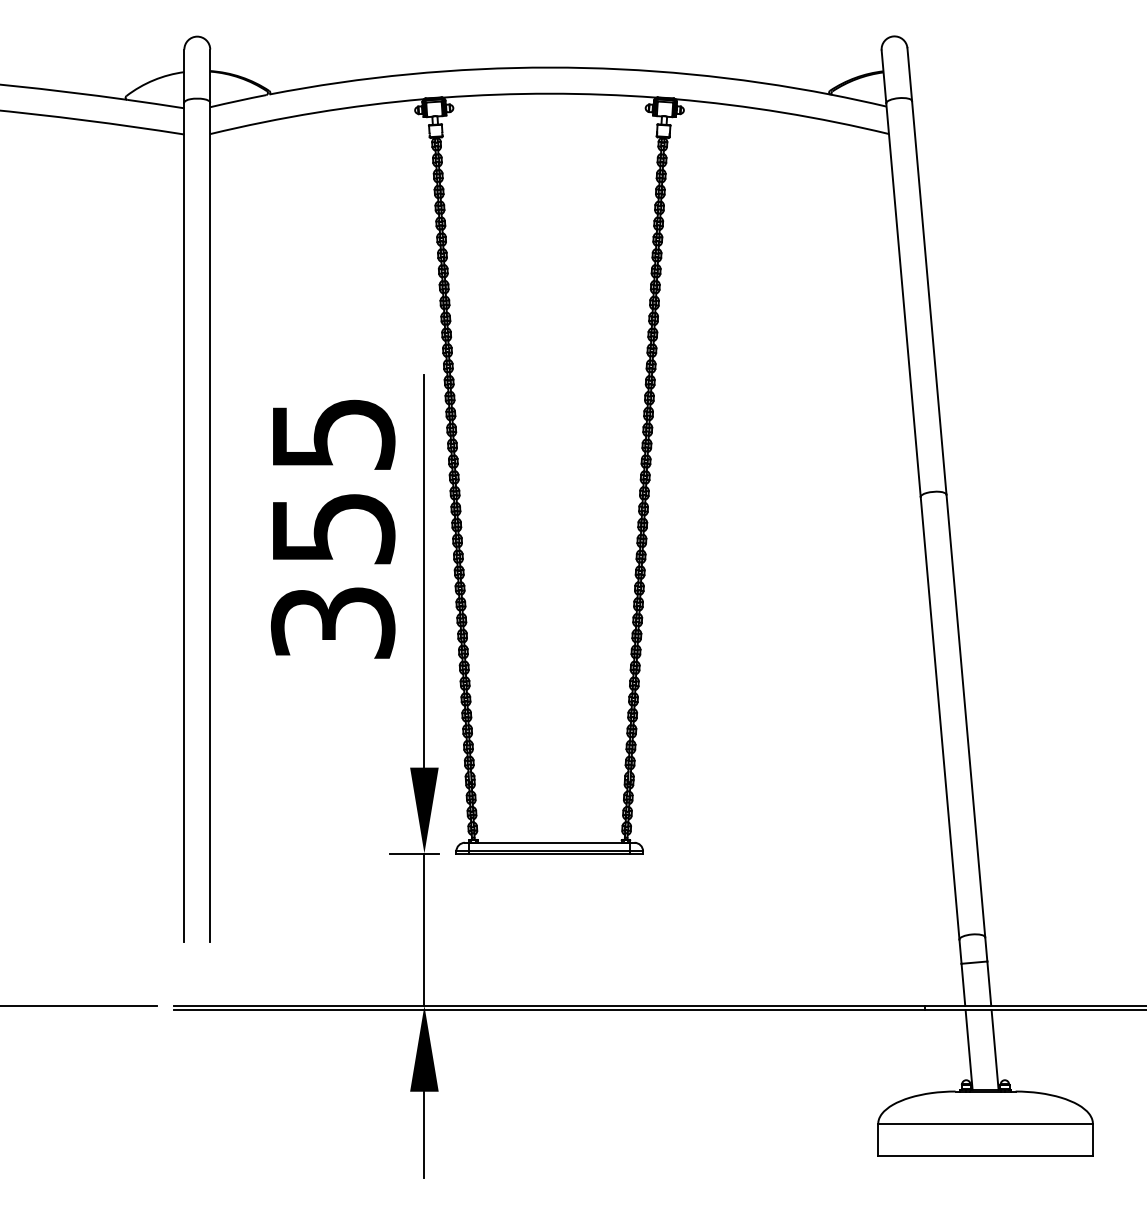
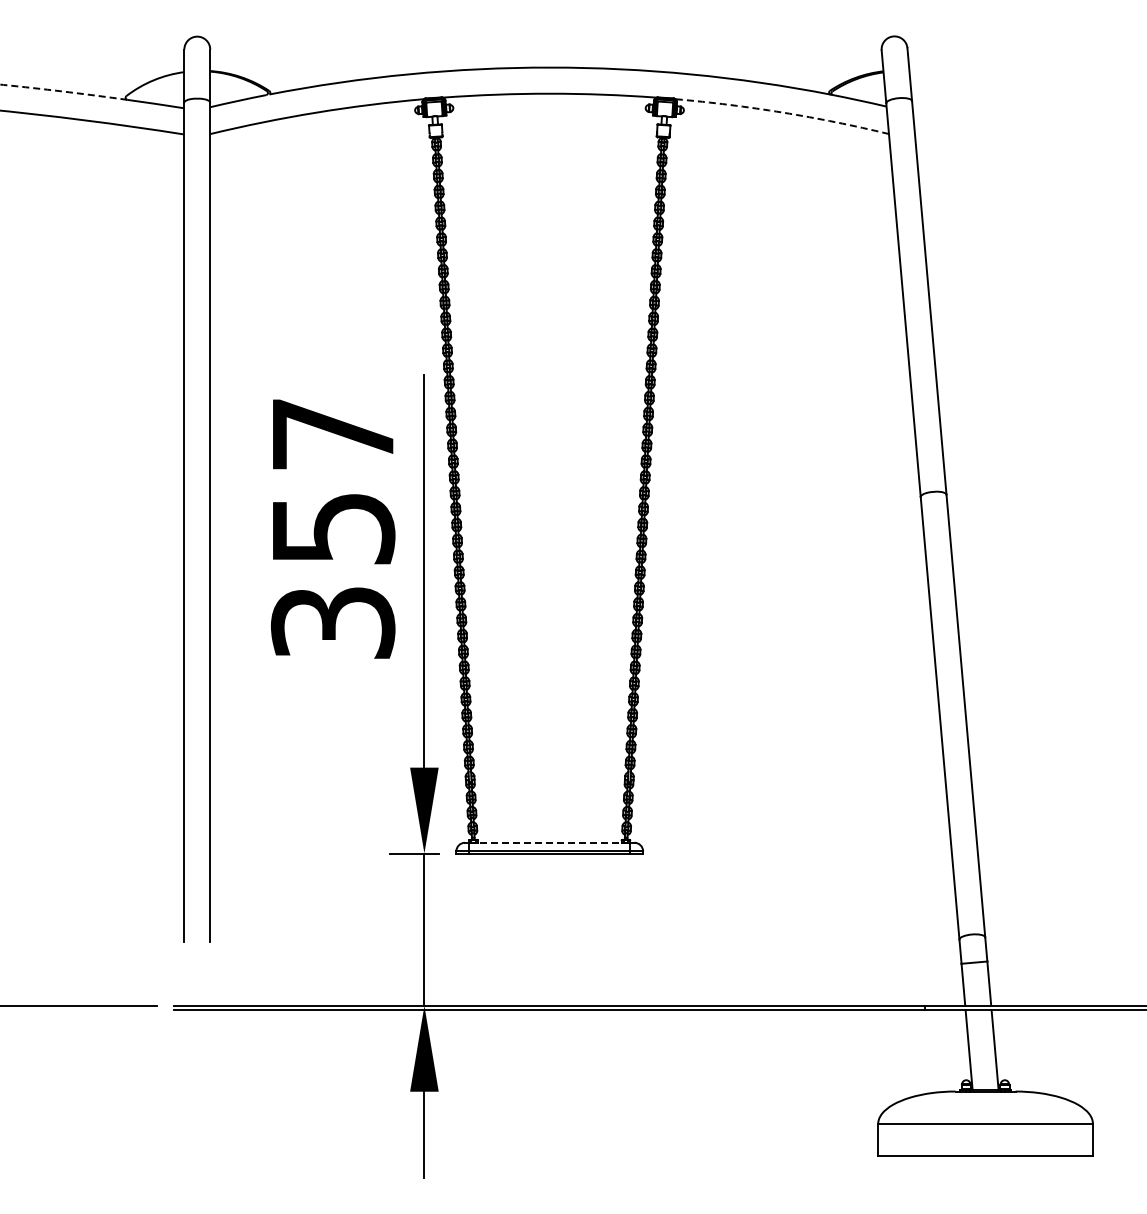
arc: solid -> dashed (64, 91)
arc: solid -> dashed (782, 112)
text: 355 -> 357 (334, 434)
line: solid -> dashed (549, 842)
